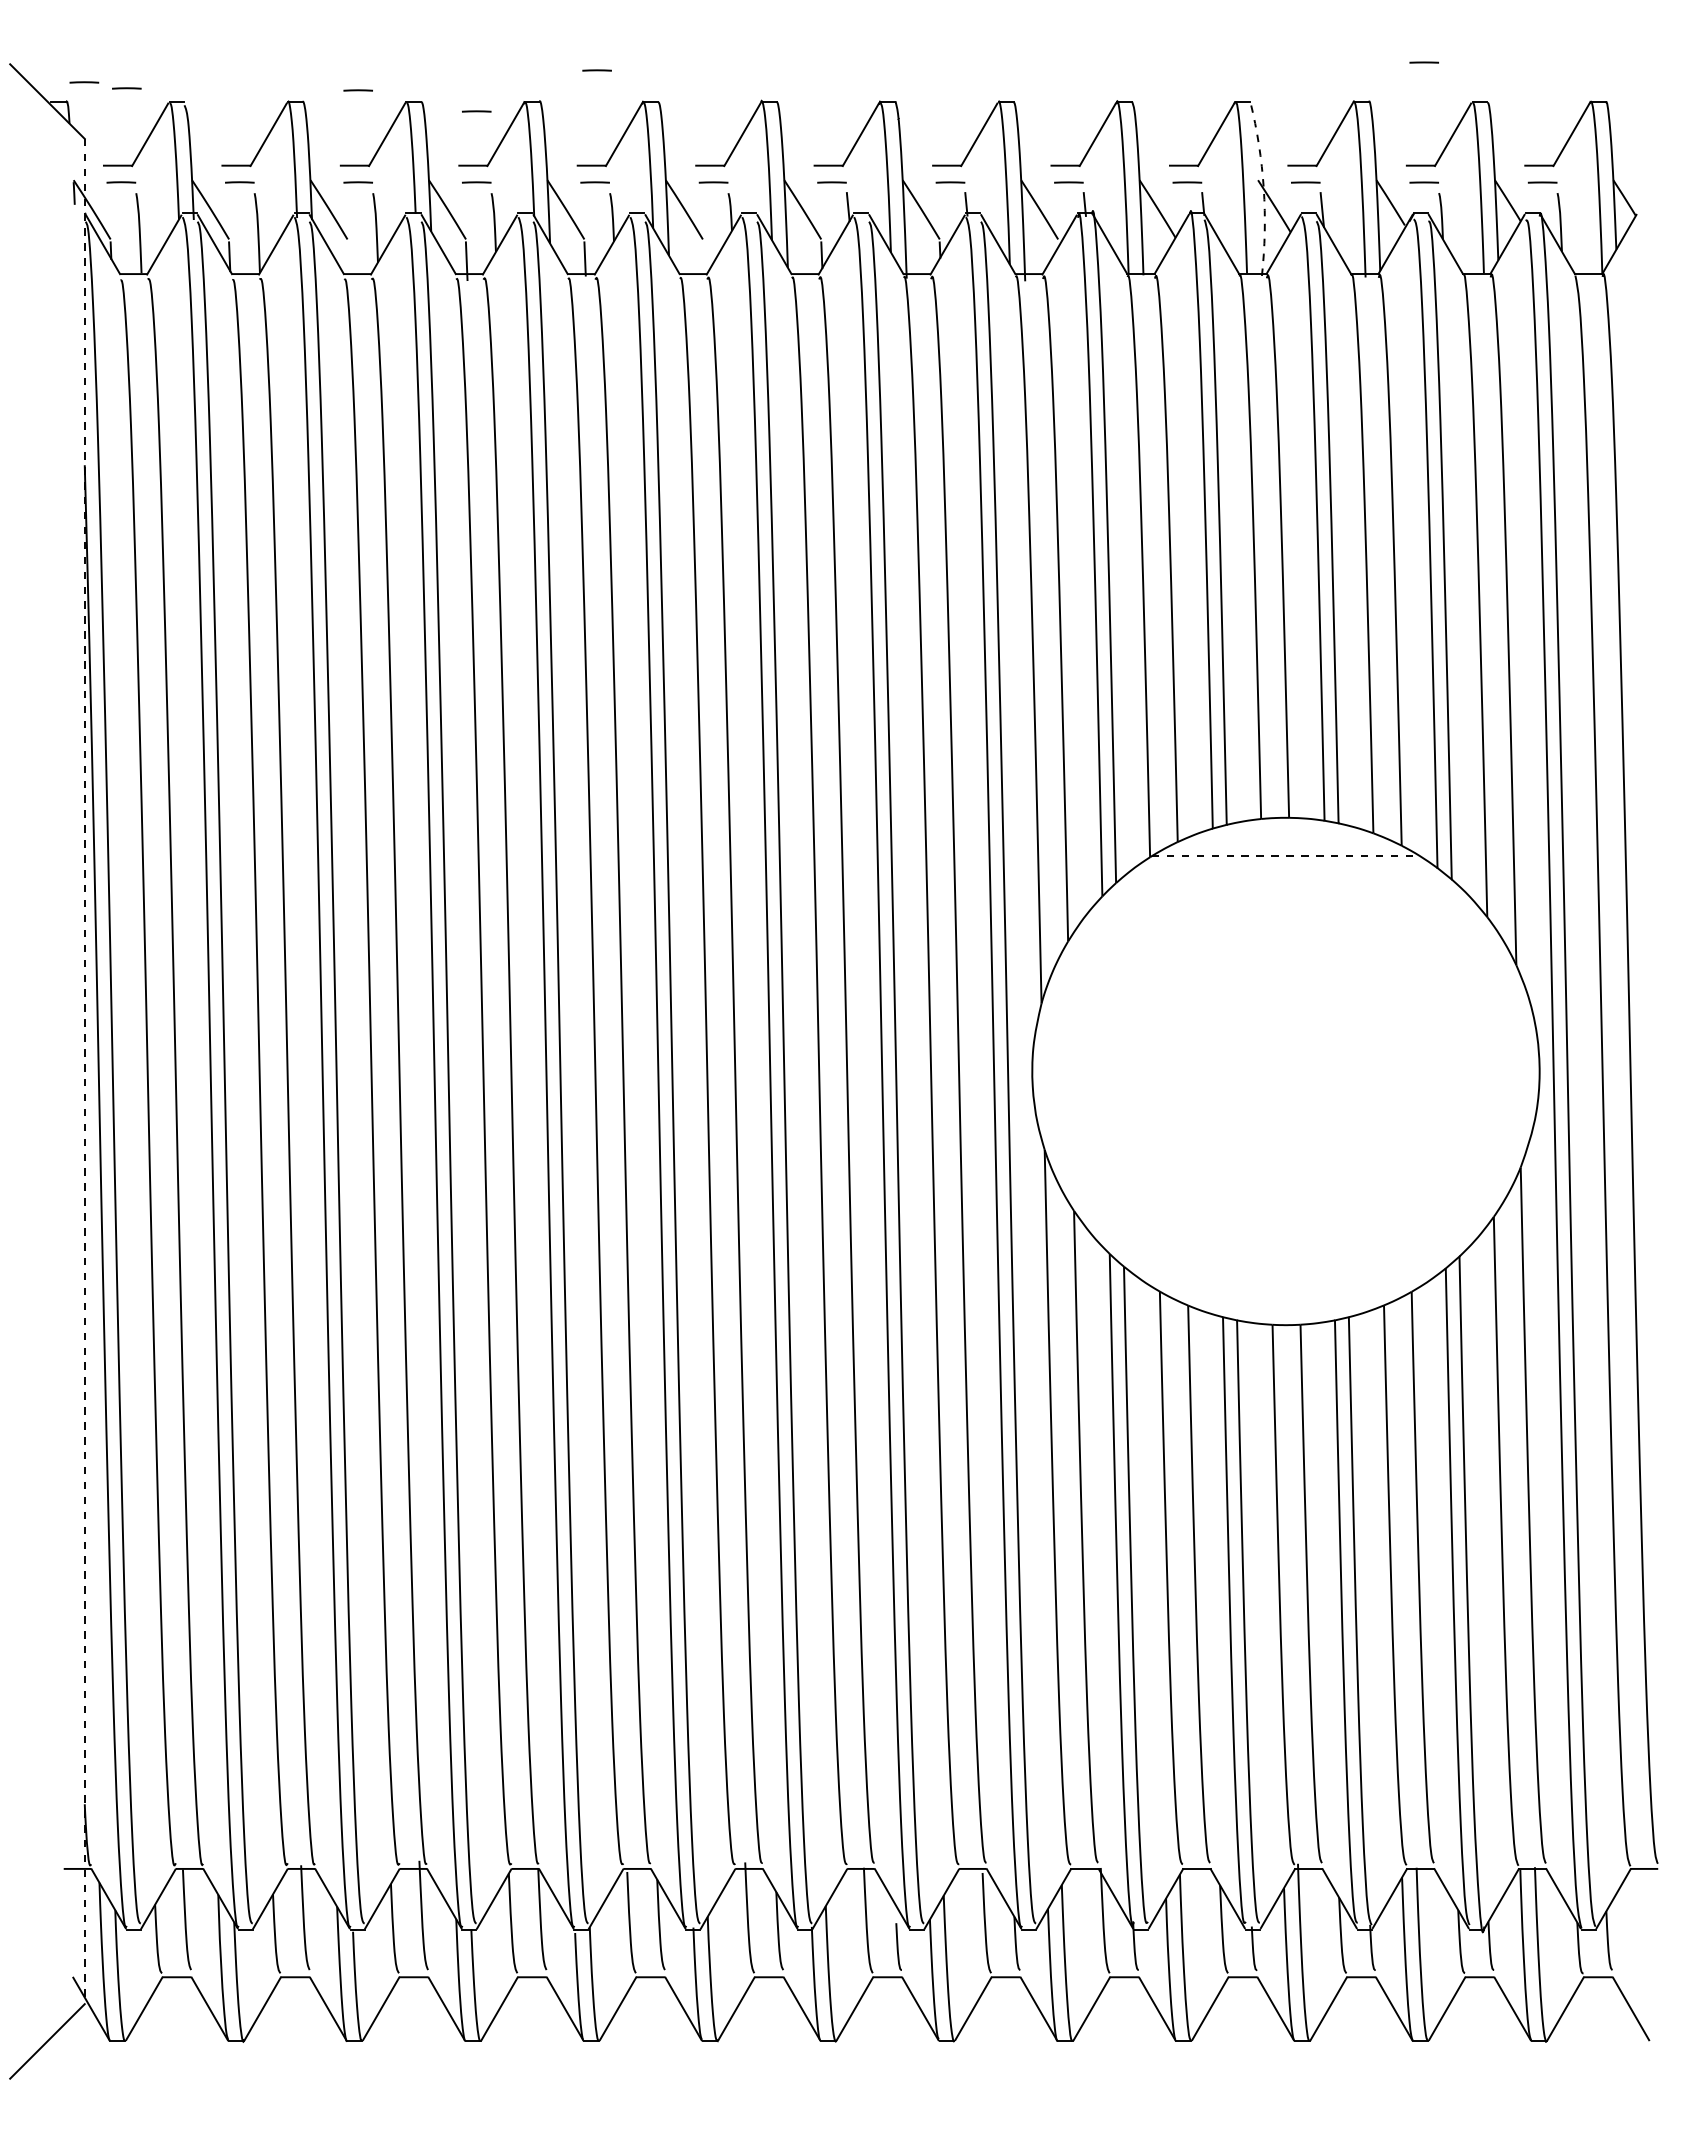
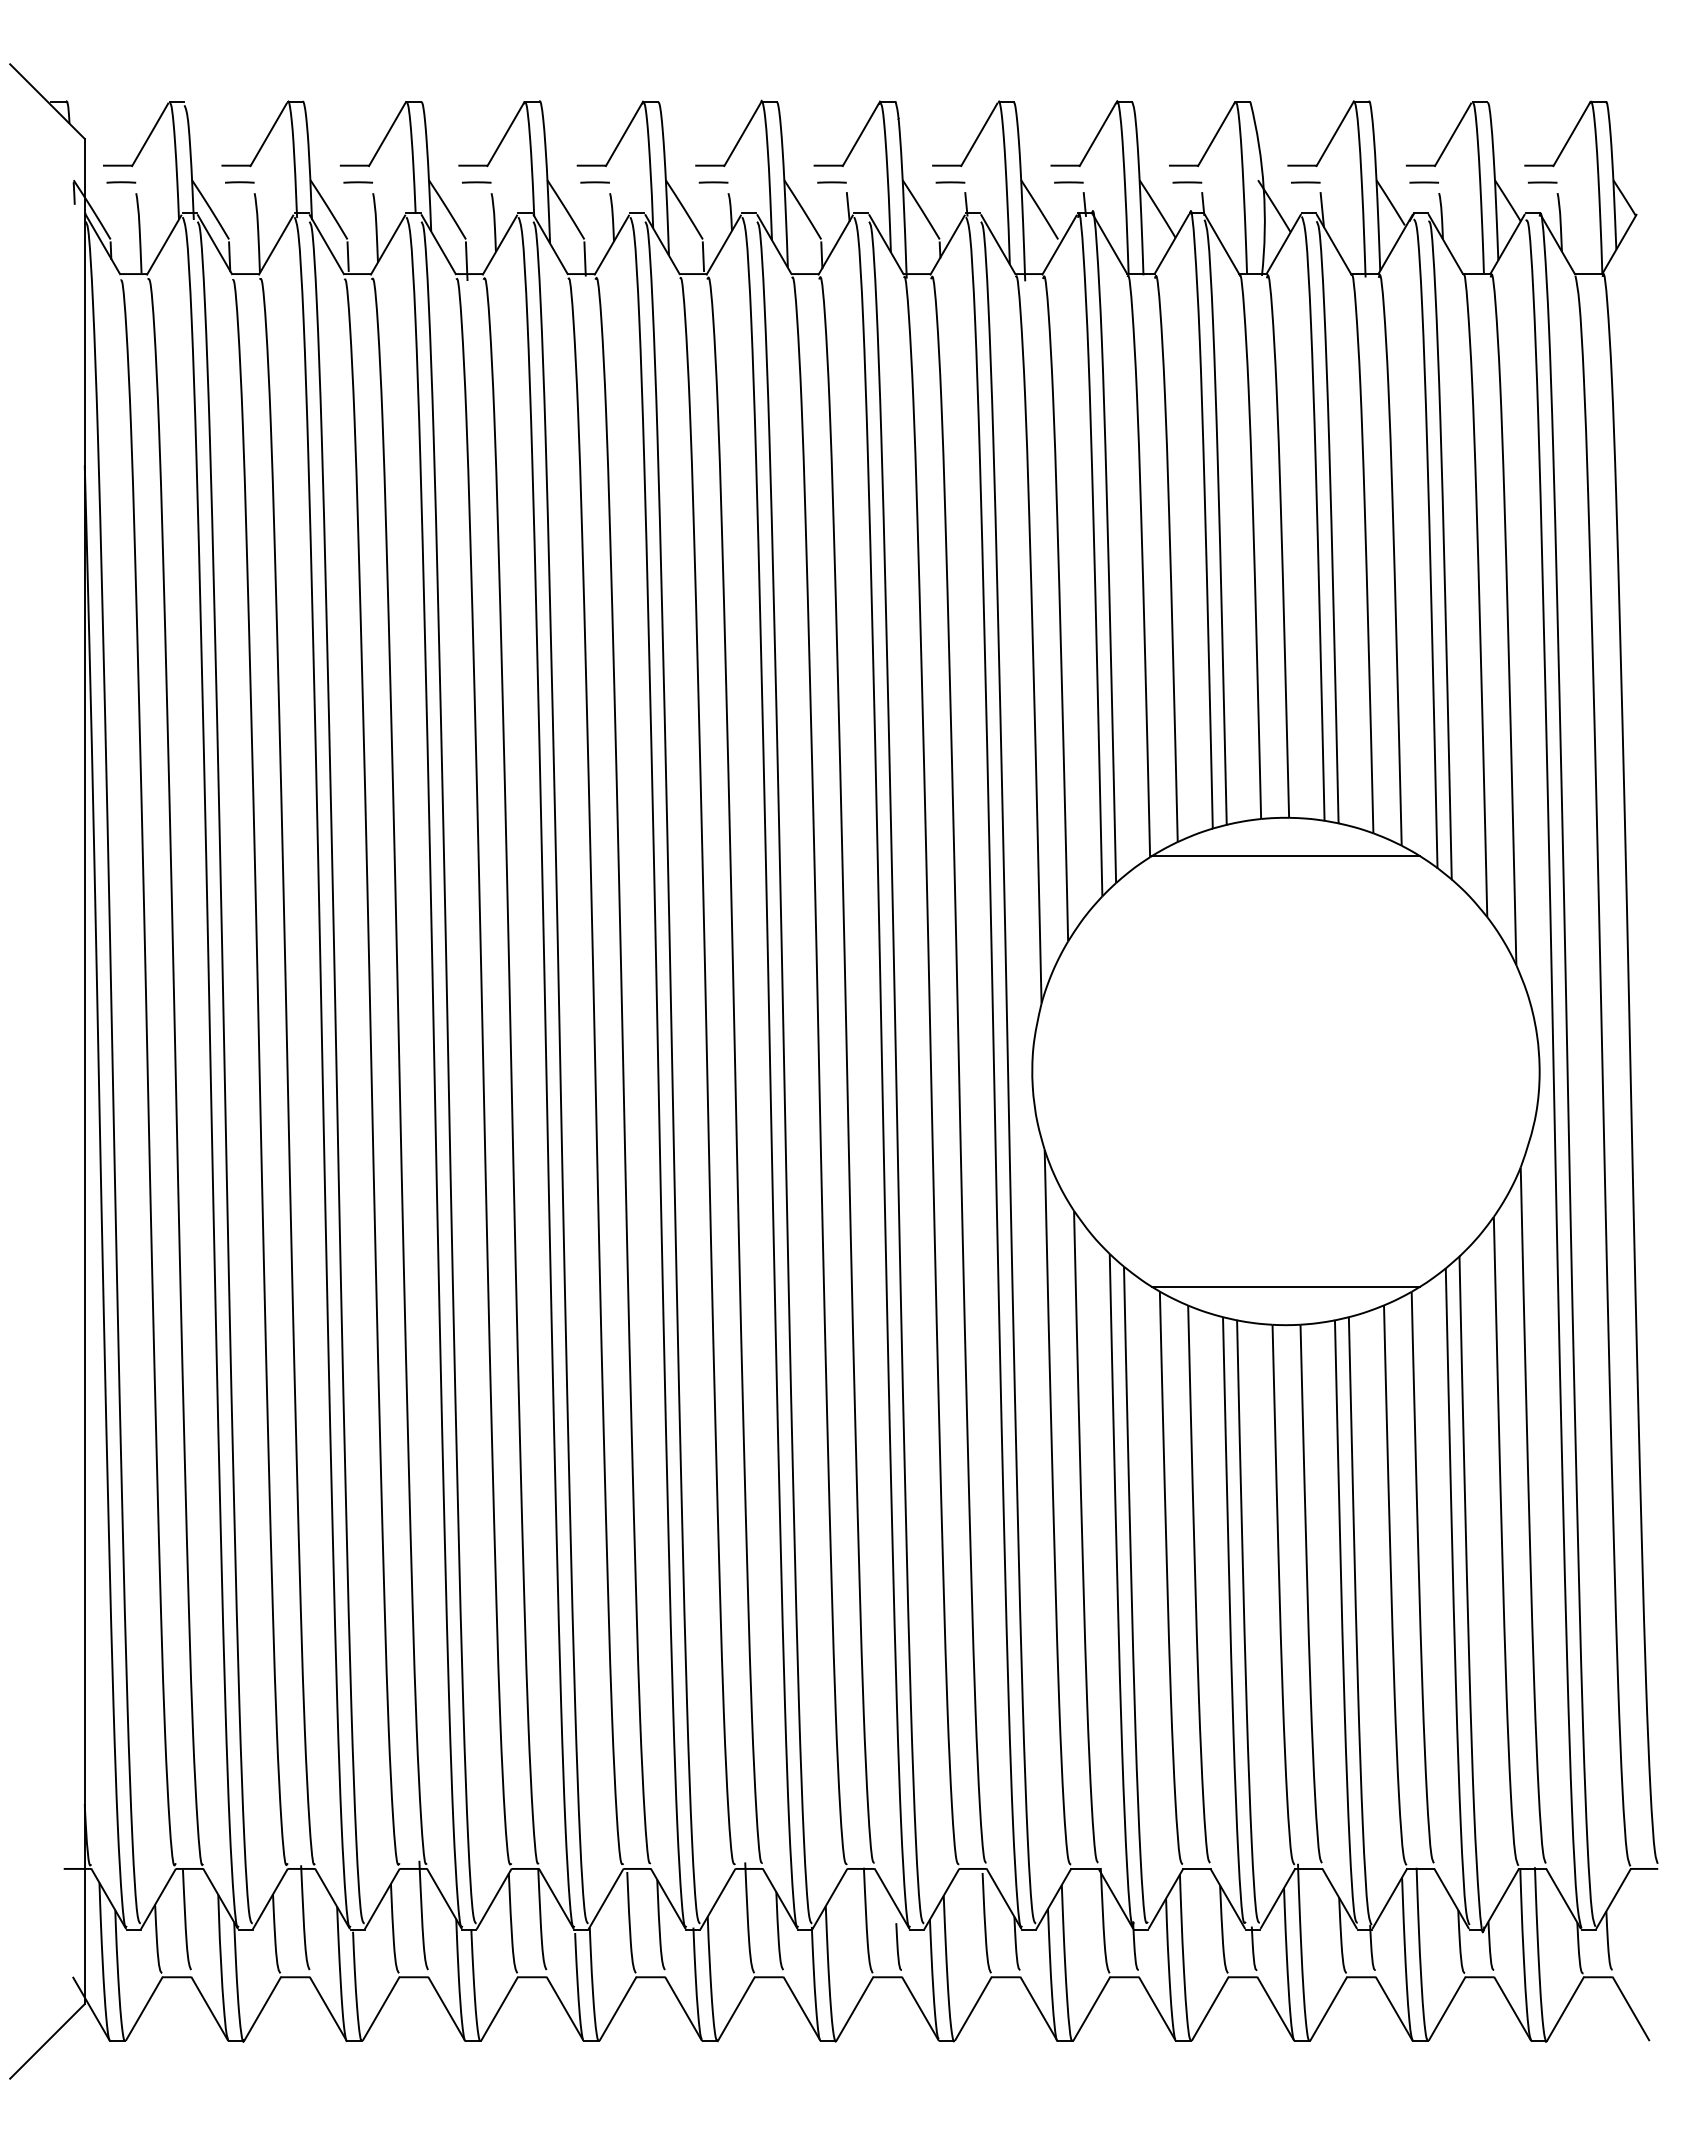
line: present -> none (1423, 62)
line: present -> none (596, 70)
line: present -> none (84, 82)
line: present -> none (126, 88)
line: present -> none (357, 90)
line: present -> none (476, 111)
arc: dashed -> solid (1263, 188)
line: none -> present (347, 256)
line: none -> present (703, 256)
line: dashed -> solid (1286, 856)
line: dashed -> solid (84, 1071)
line: none -> present (1285, 1286)
